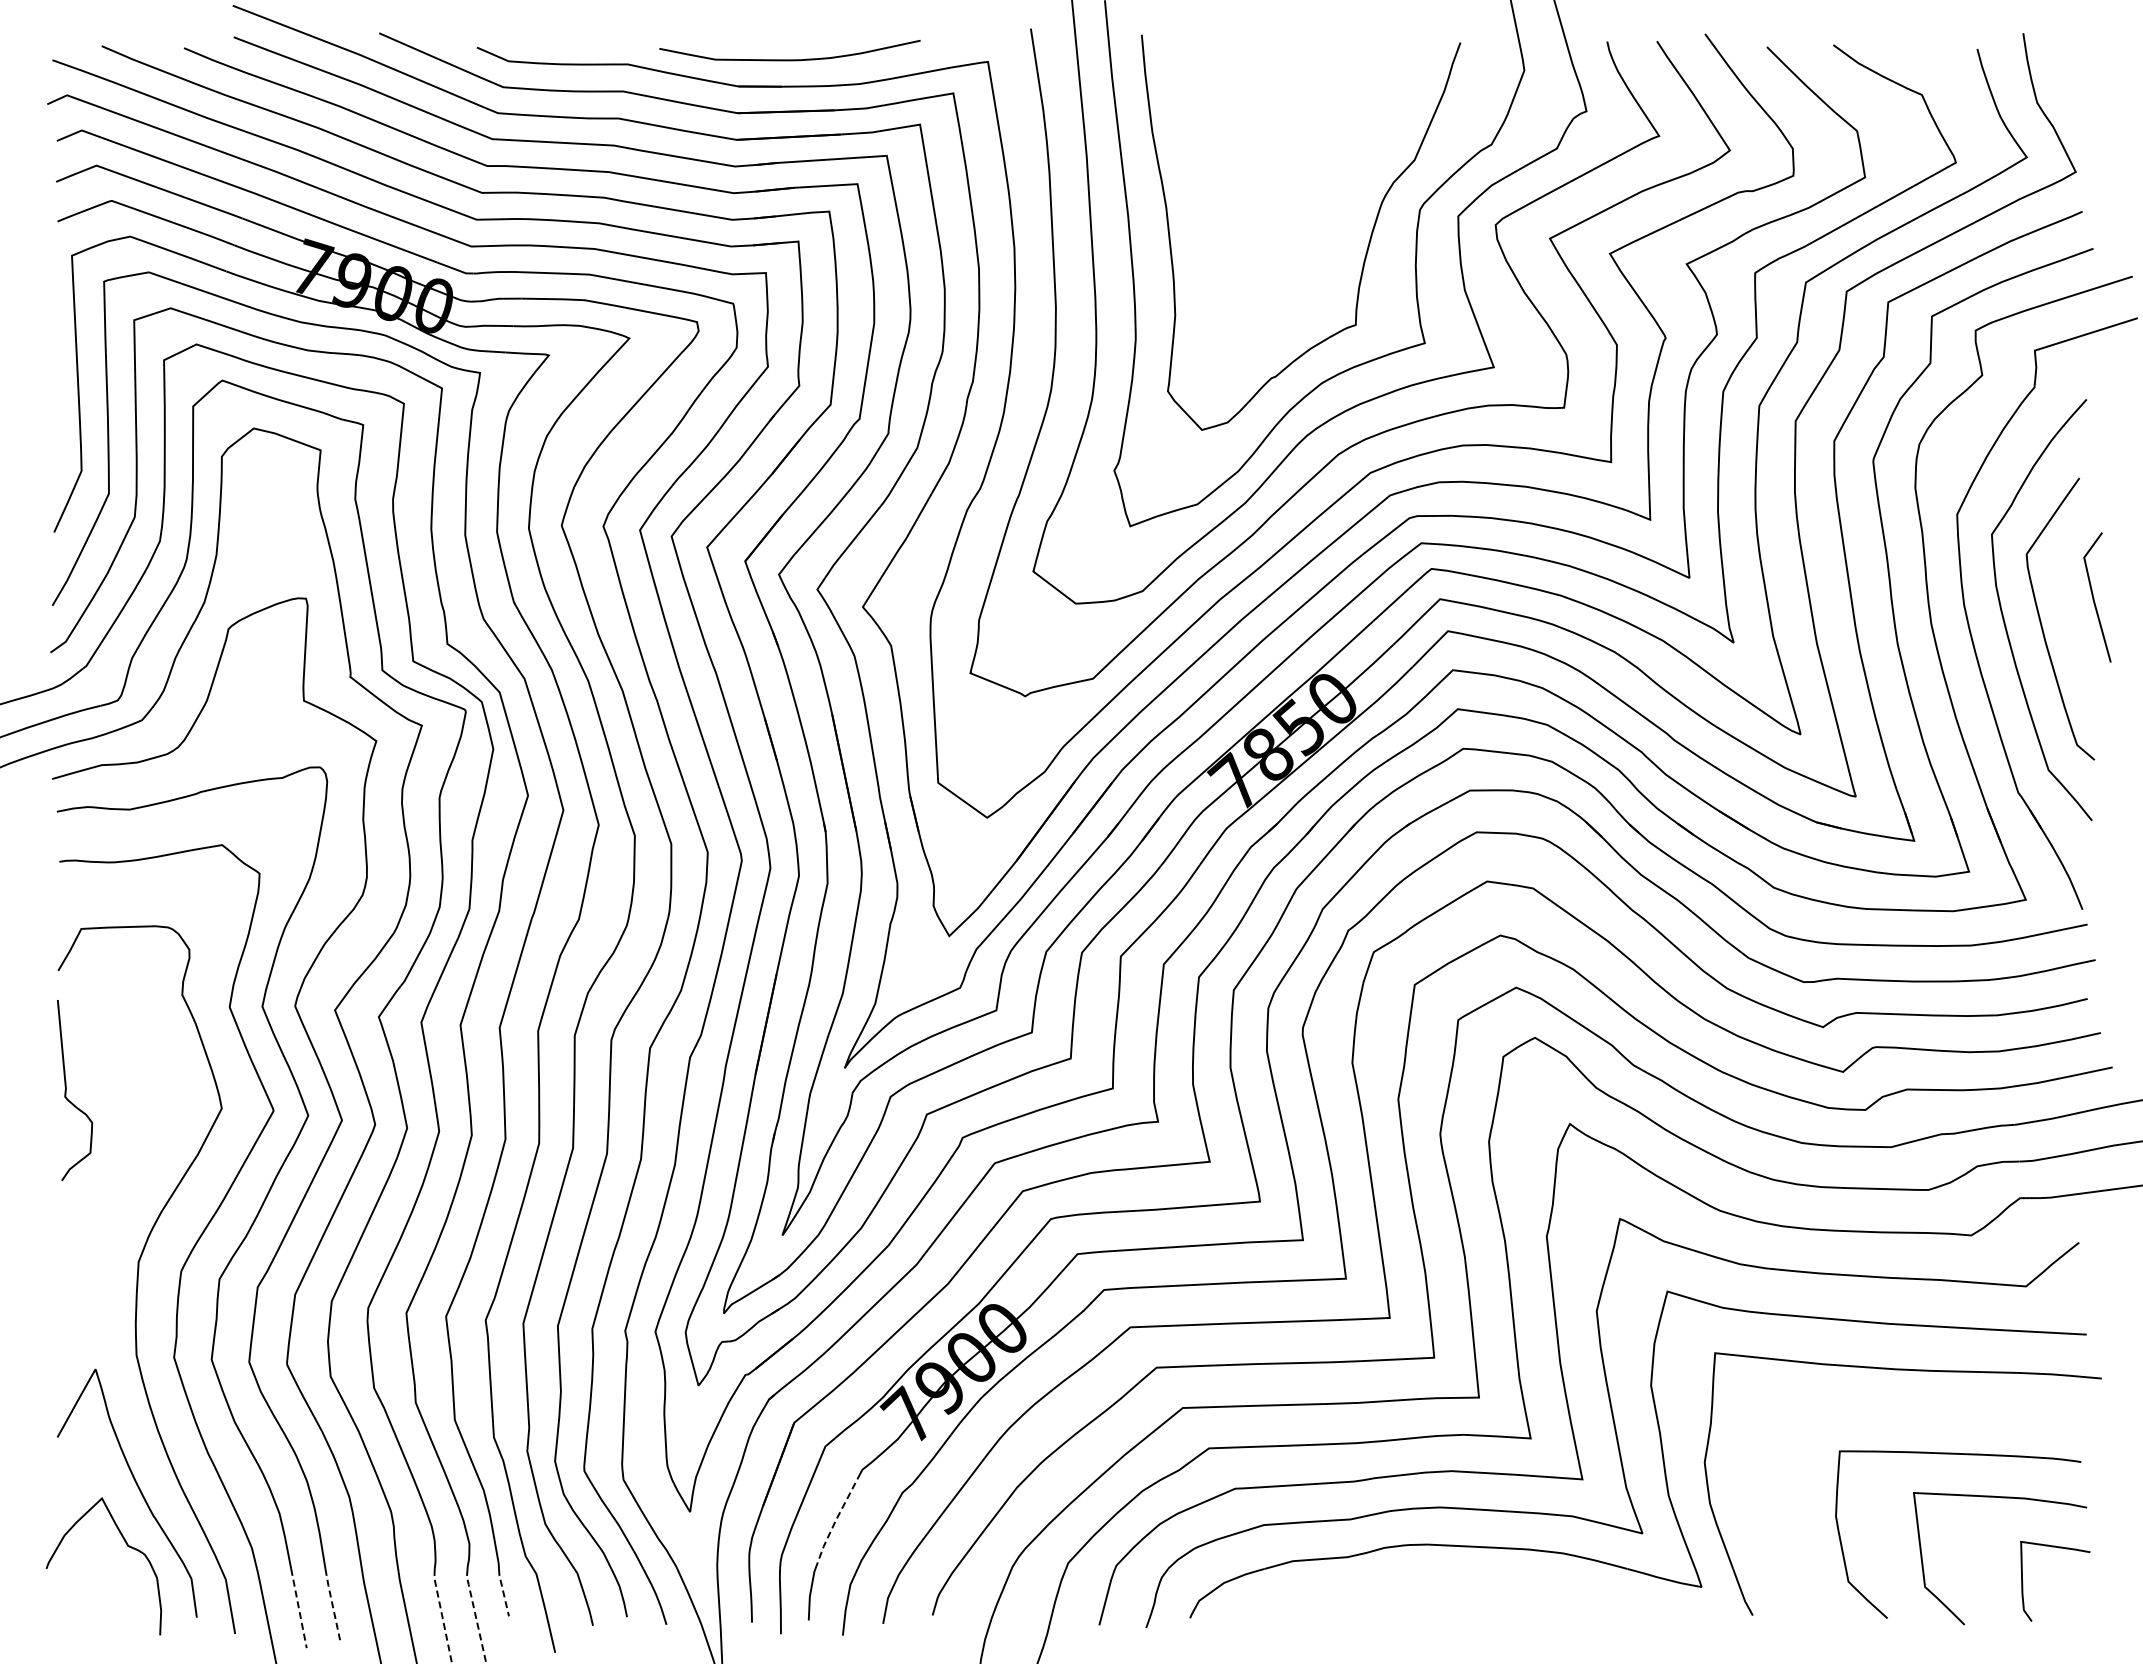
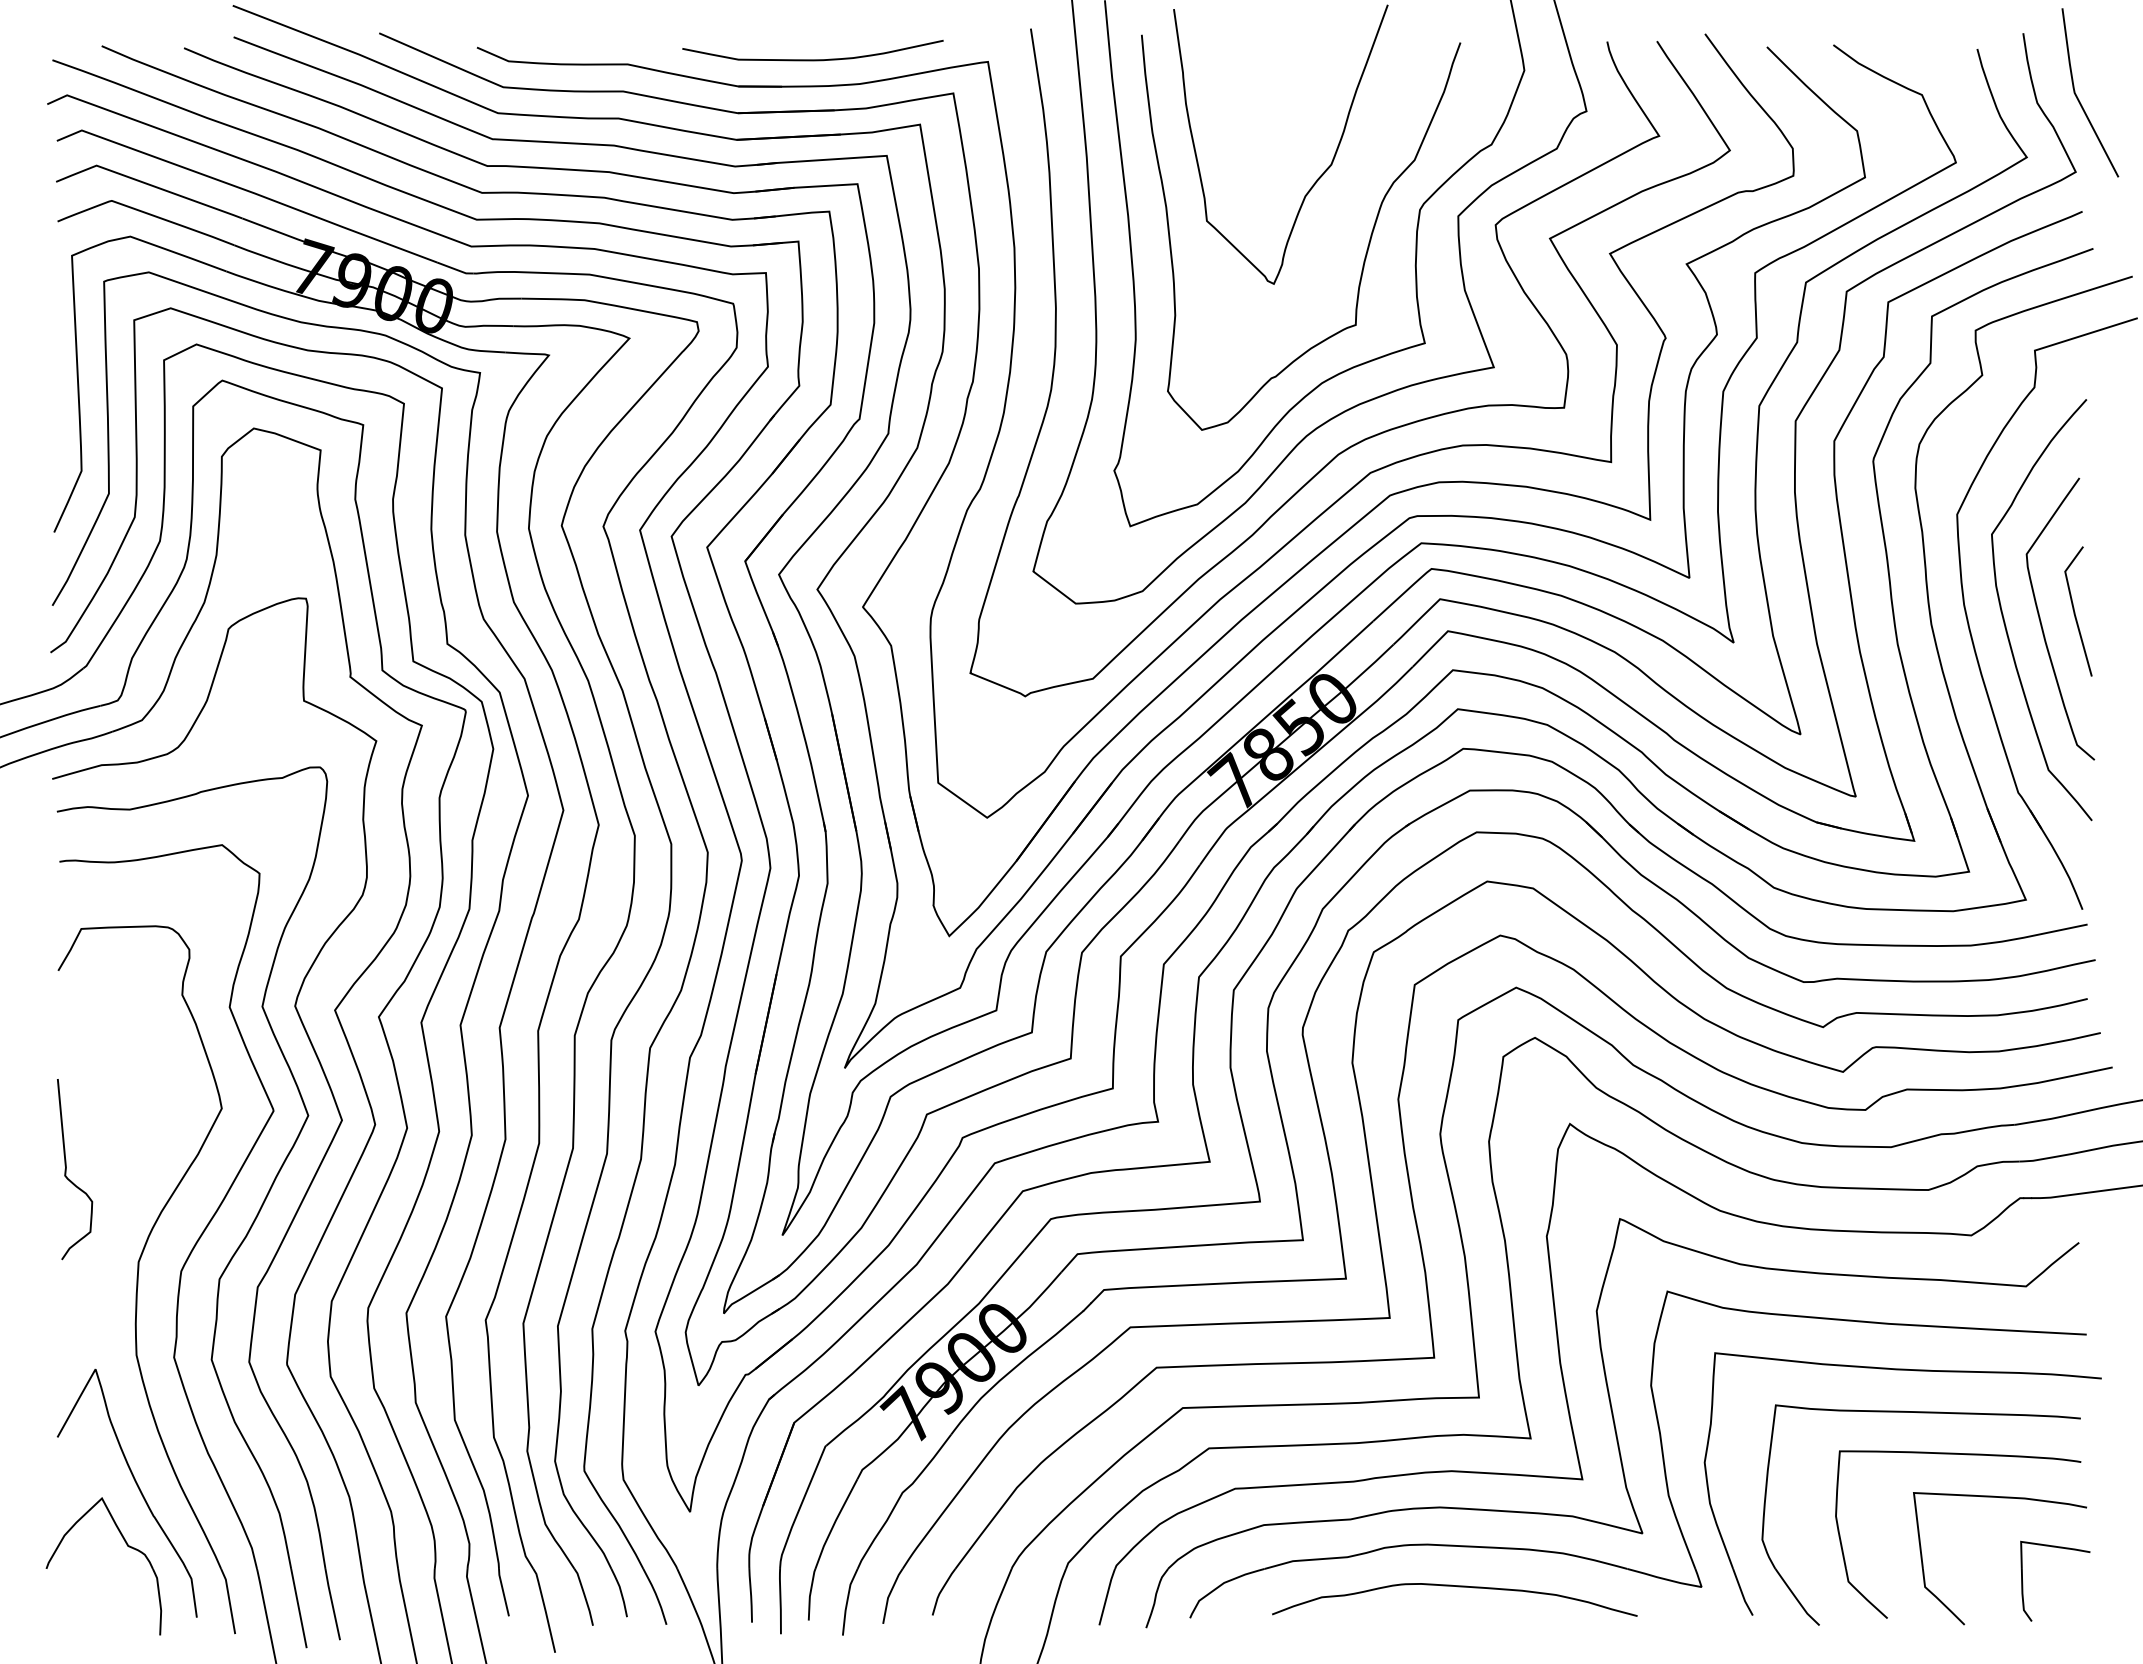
curve position: (789, 59) -> (812, 59) (812, 59)
line: none -> present (2078, 97)
curve: none -> present (1317, 178)
line position: (2094, 598) -> (2075, 612) (2075, 612)
curve position: (66, 1090) -> (66, 1169) (66, 1169)
part: none -> present (1920, 1413)
line: dashed -> solid (834, 1522)
curve: none -> present (1457, 1587)
line: dashed -> solid (503, 1592)
line: dashed -> solid (332, 1604)
line: dashed -> solid (299, 1609)
line: dashed -> solid (441, 1614)
line: dashed -> solid (475, 1614)
